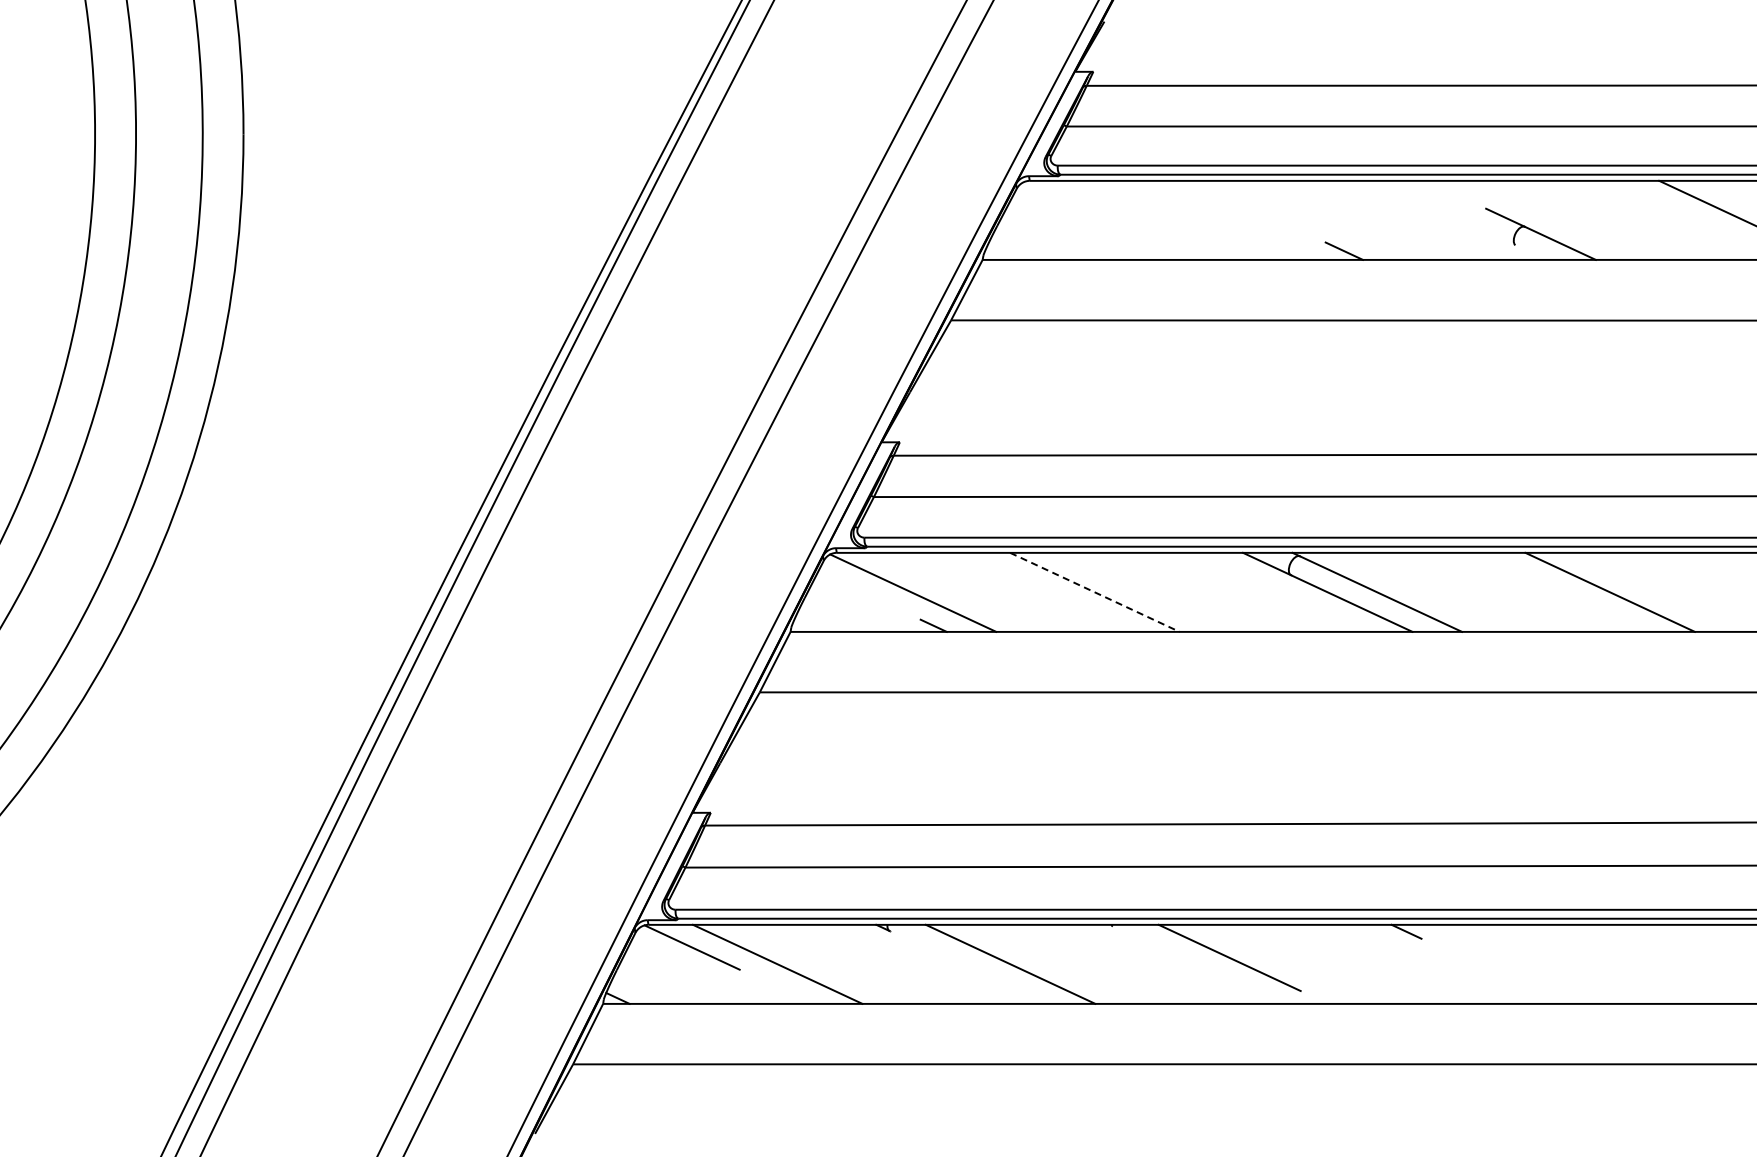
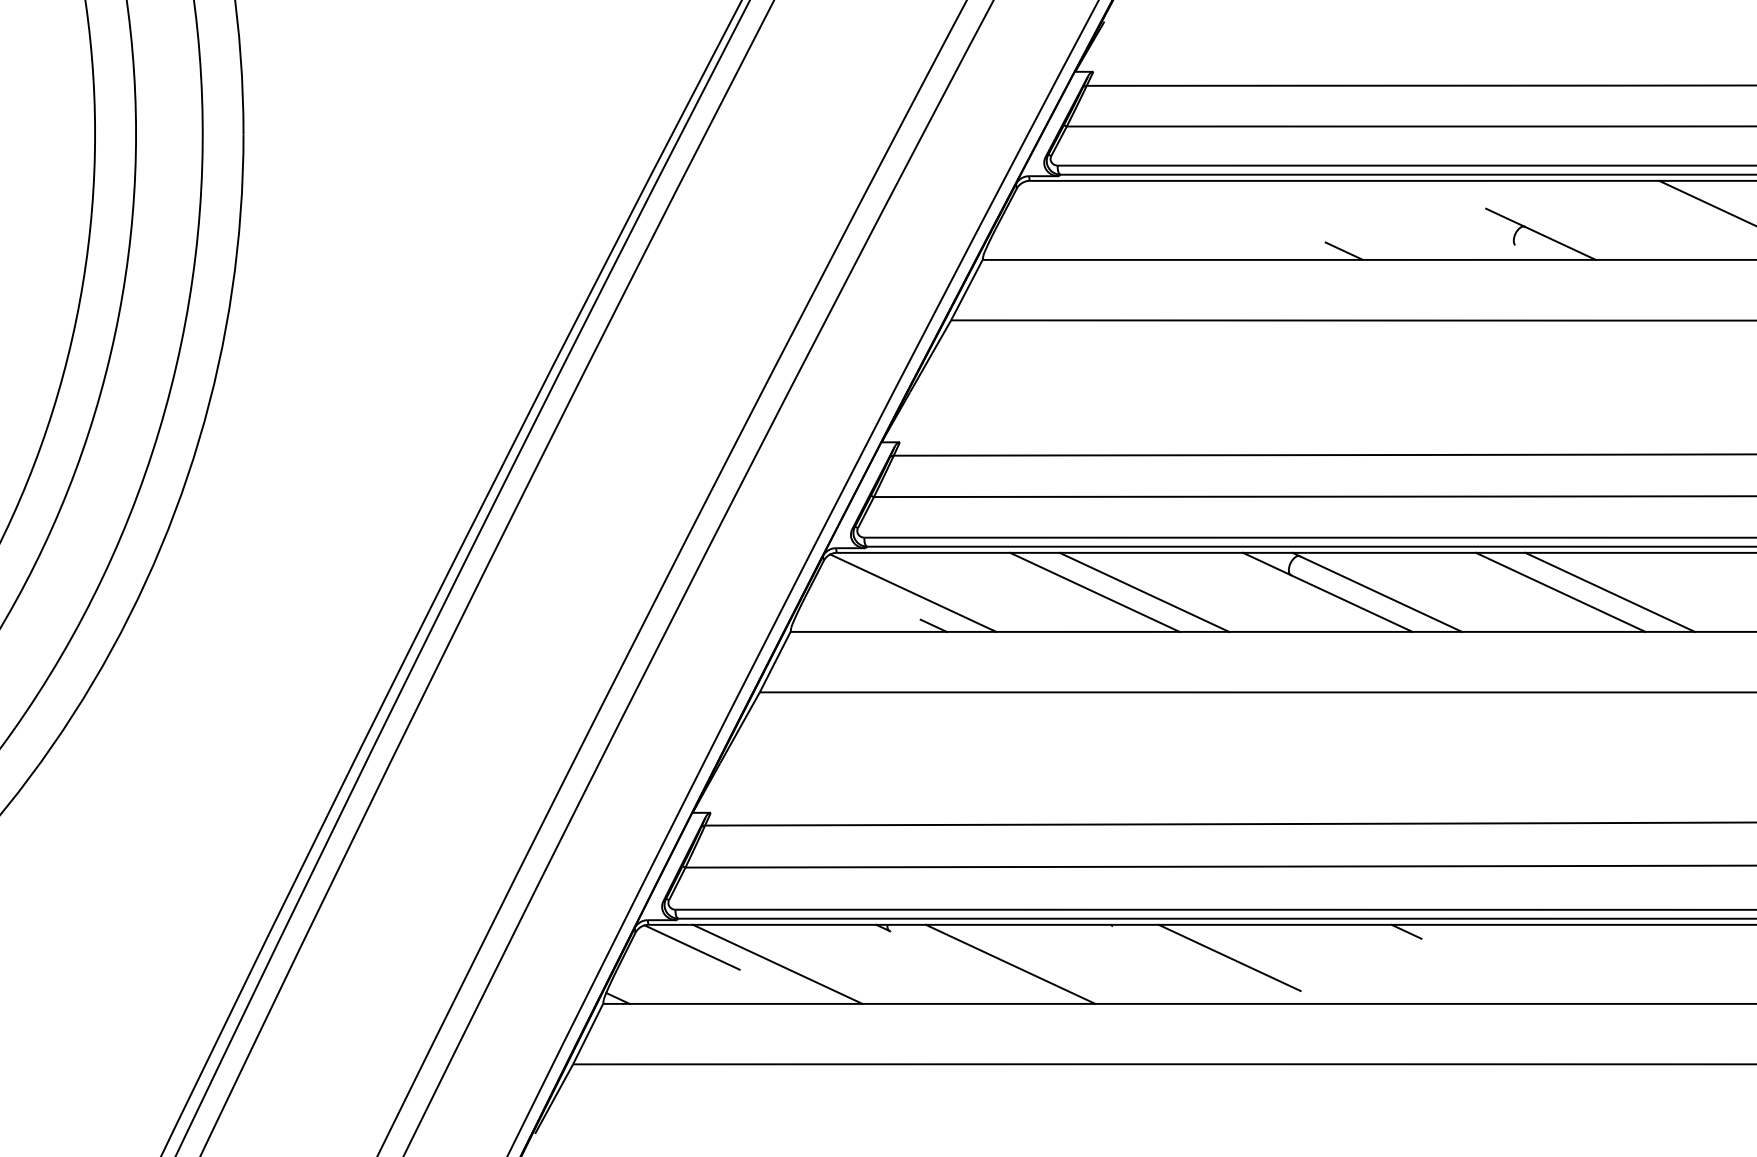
line: none -> present (1144, 591)
line: none -> present (1560, 591)
line: dashed -> solid (1094, 592)
